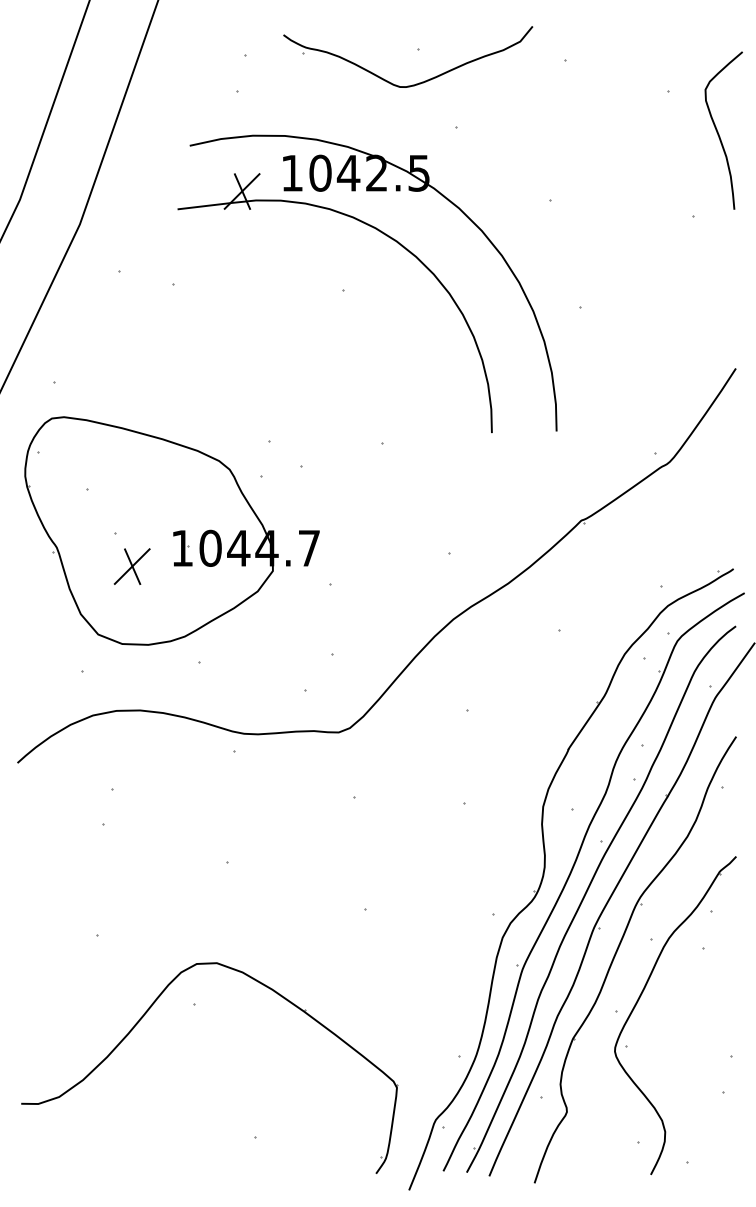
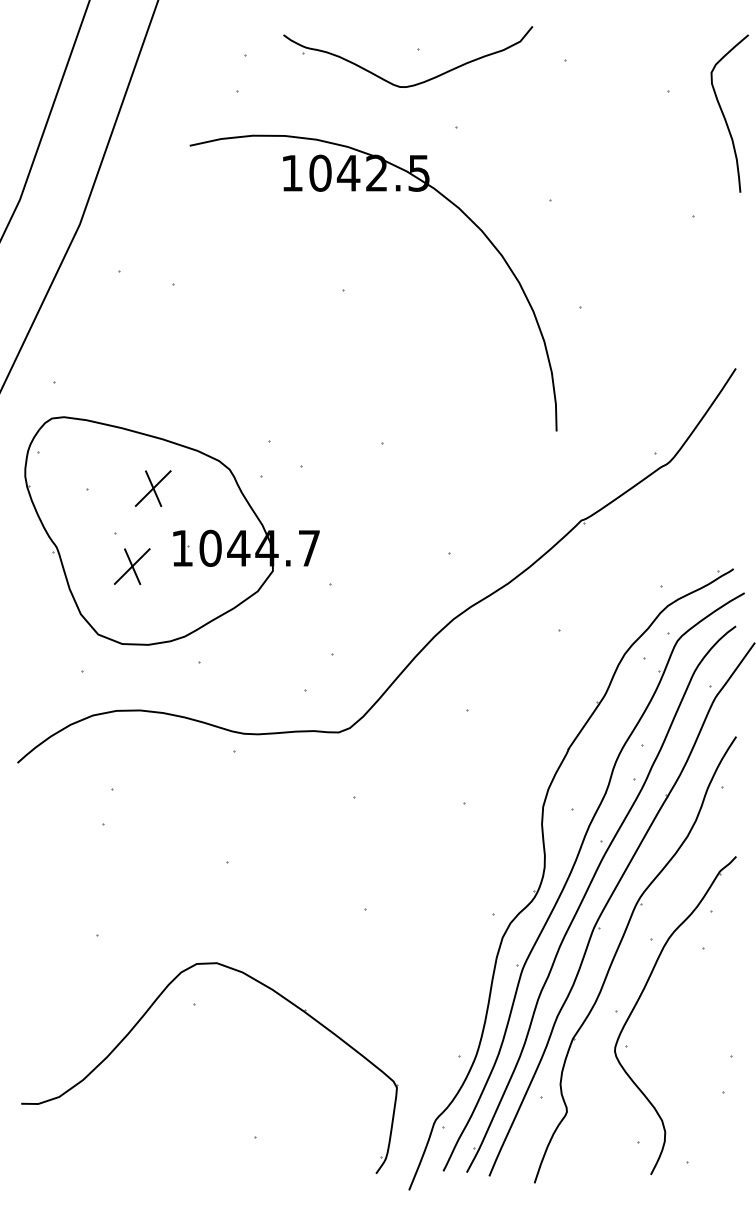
curve position: (718, 131) -> (724, 114) (724, 114)
part: present -> none (378, 231)
part: none -> present (152, 488)
